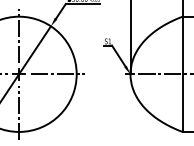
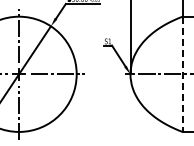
line: solid -> dashed (182, 74)
